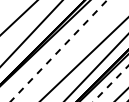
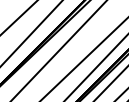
line: dashed -> solid (58, 51)
line: dashed -> solid (110, 83)
